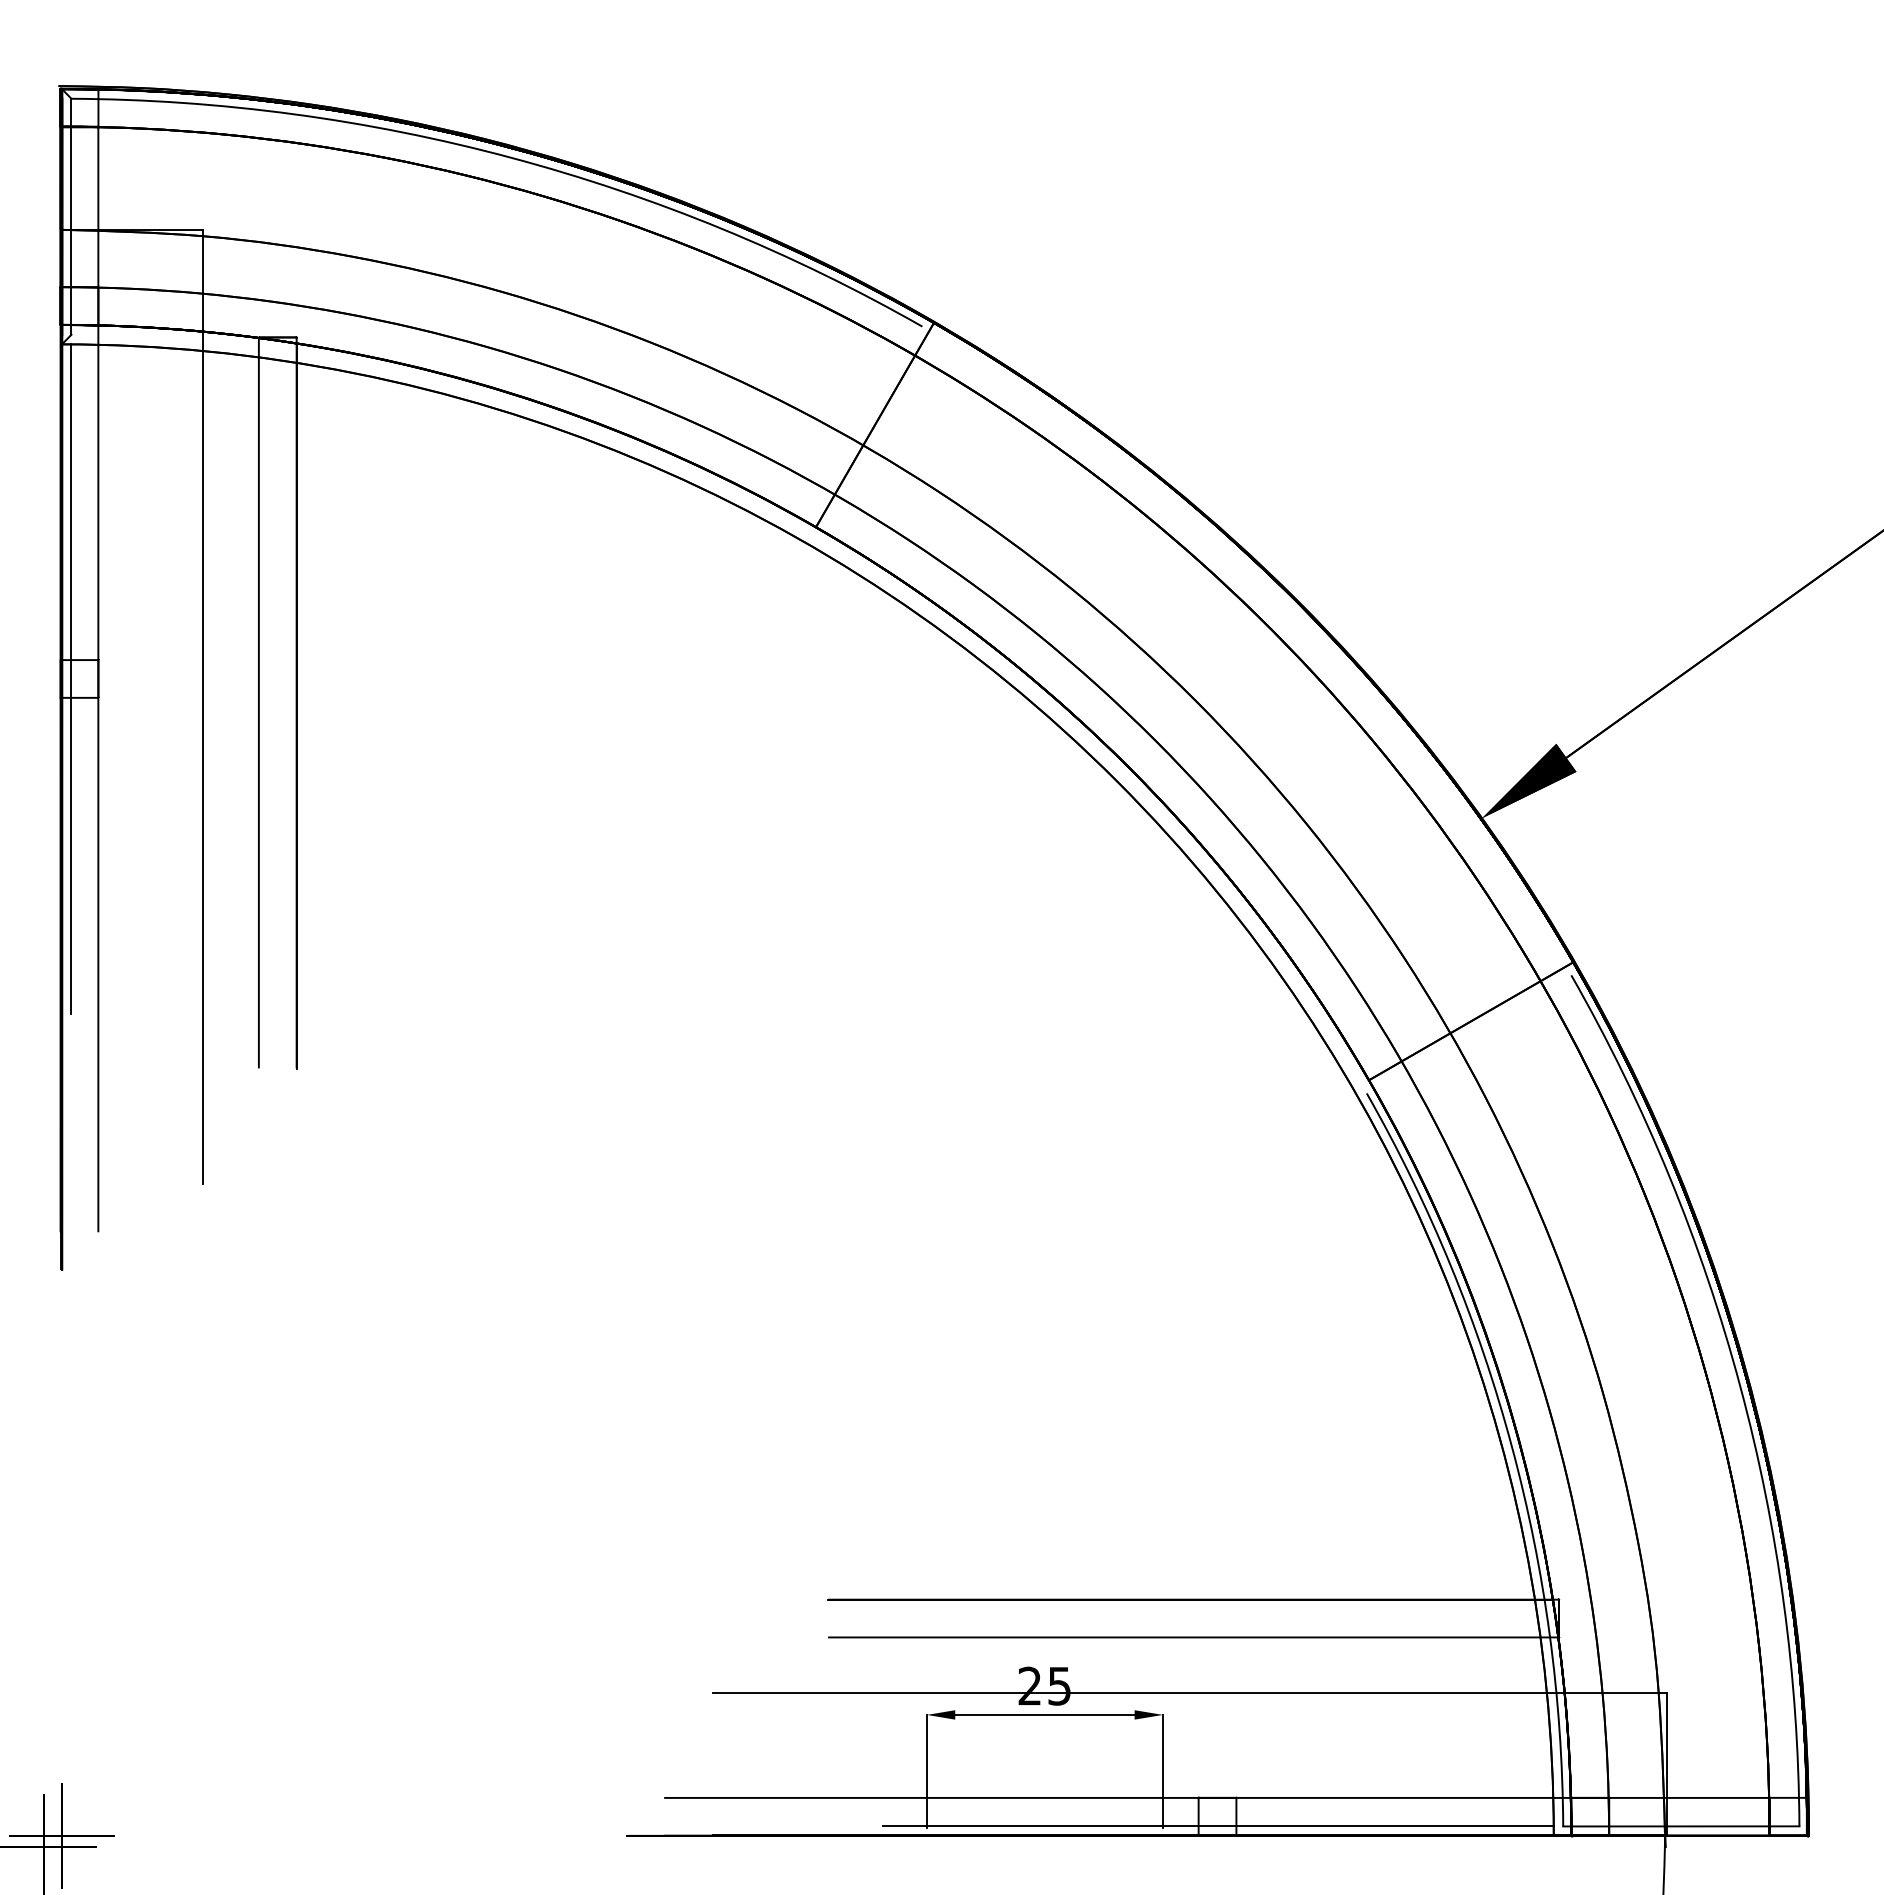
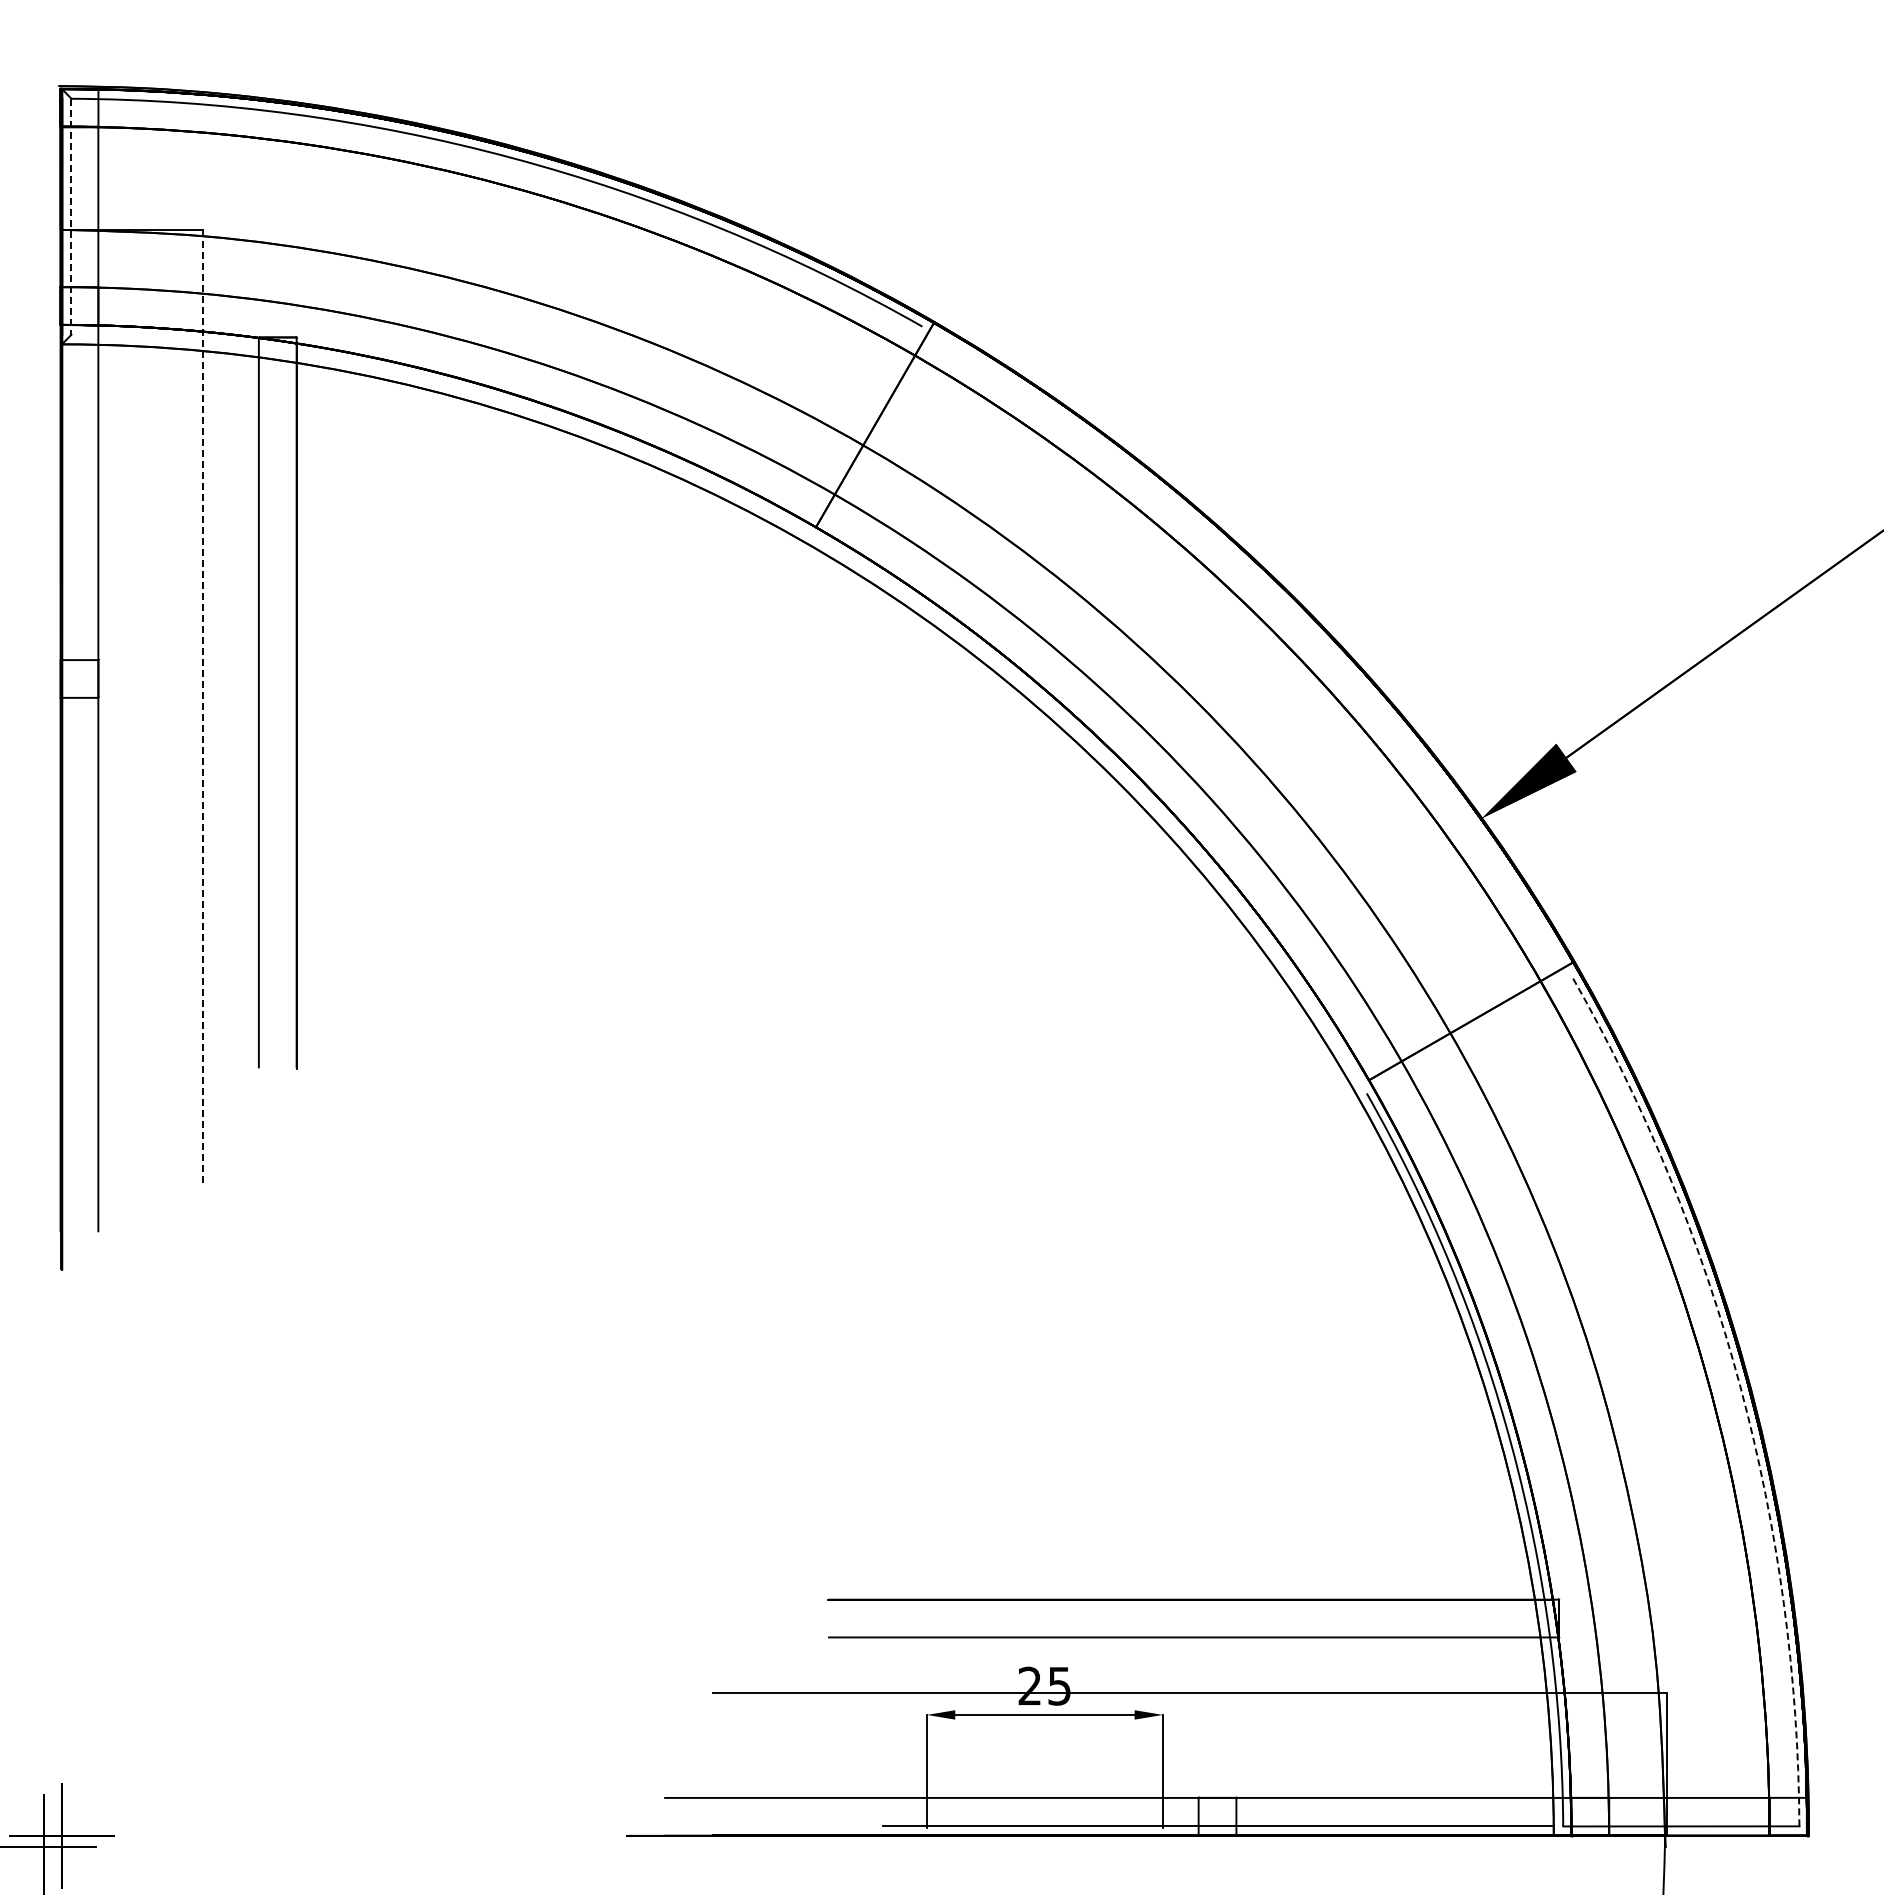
line: solid -> dashed (71, 217)
line: present -> none (71, 679)
line: solid -> dashed (203, 706)
arc: solid -> dashed (1740, 1386)
